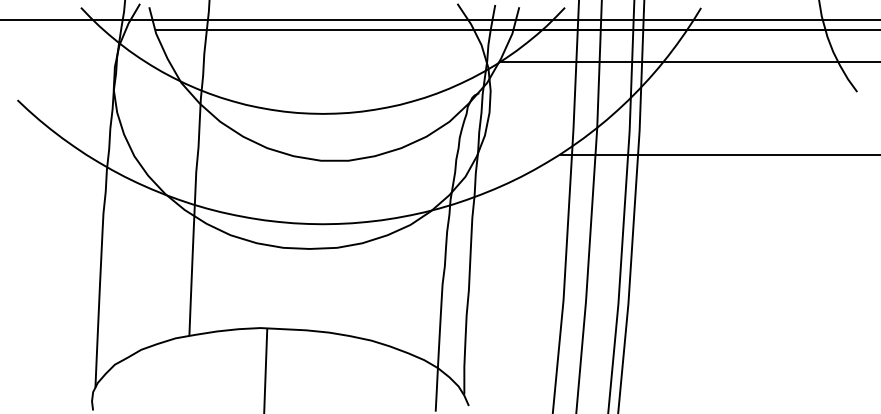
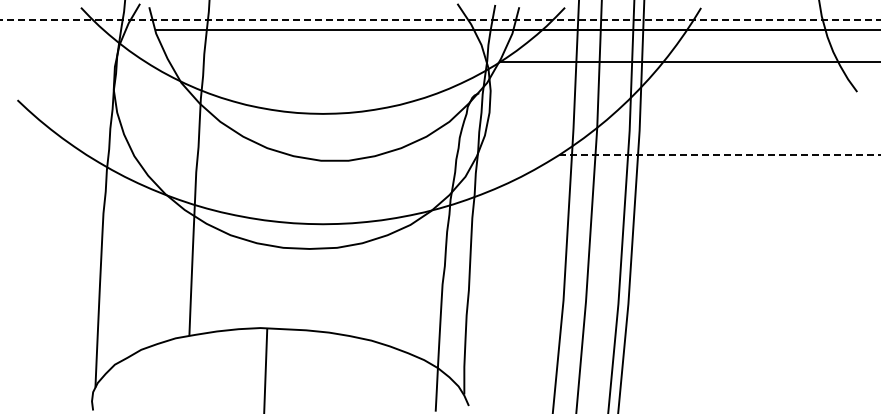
line: solid -> dashed (440, 20)
line: solid -> dashed (720, 155)
